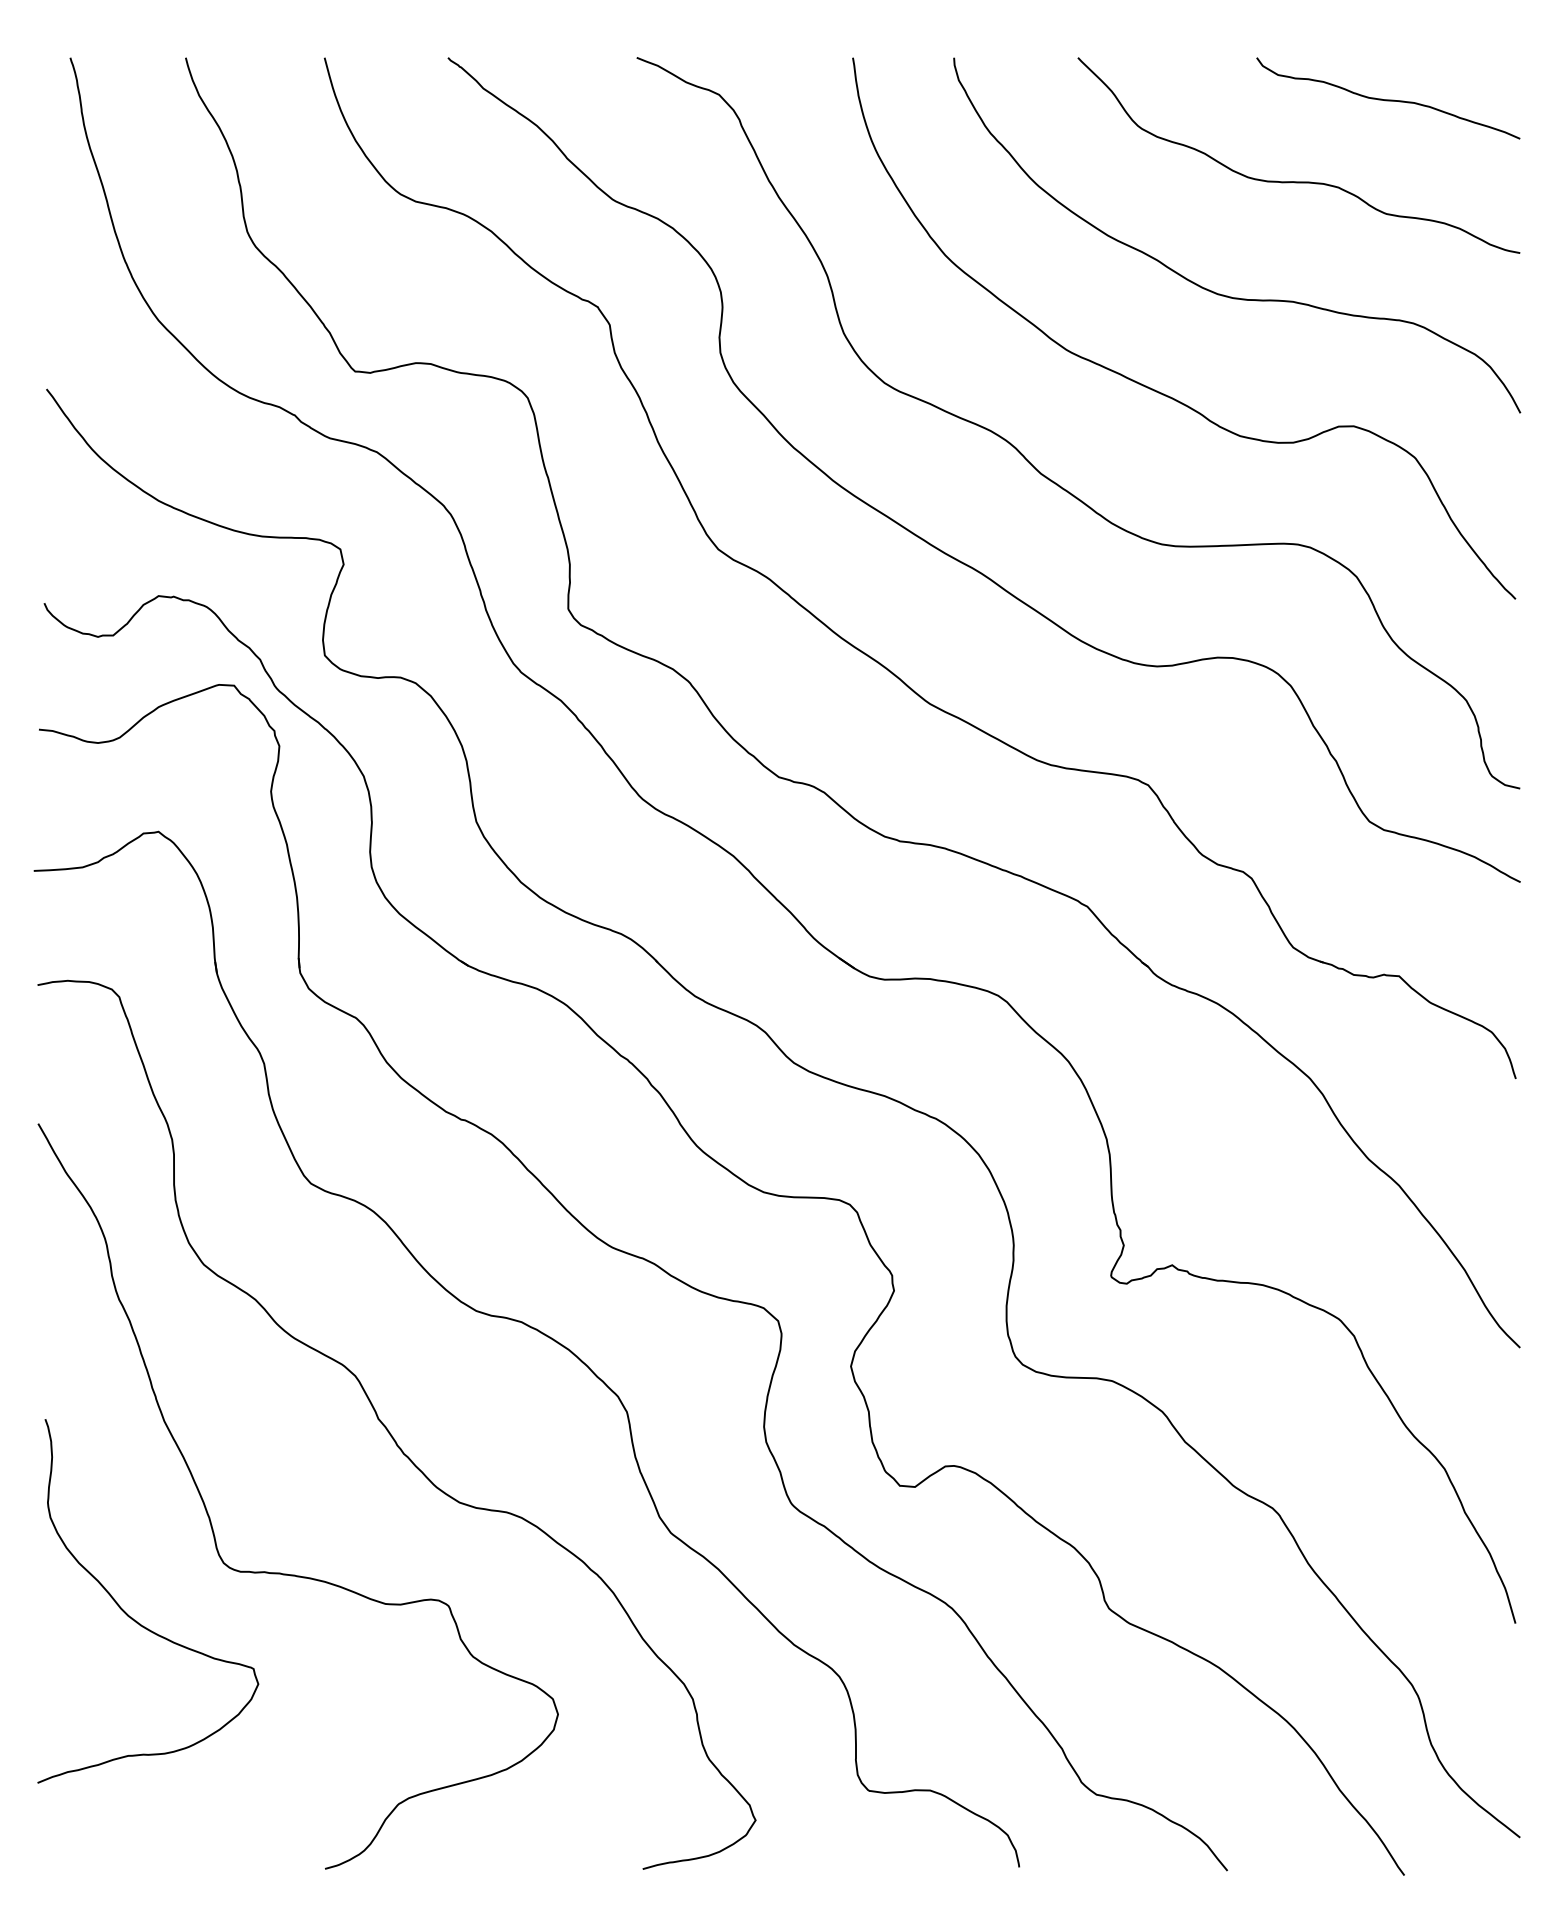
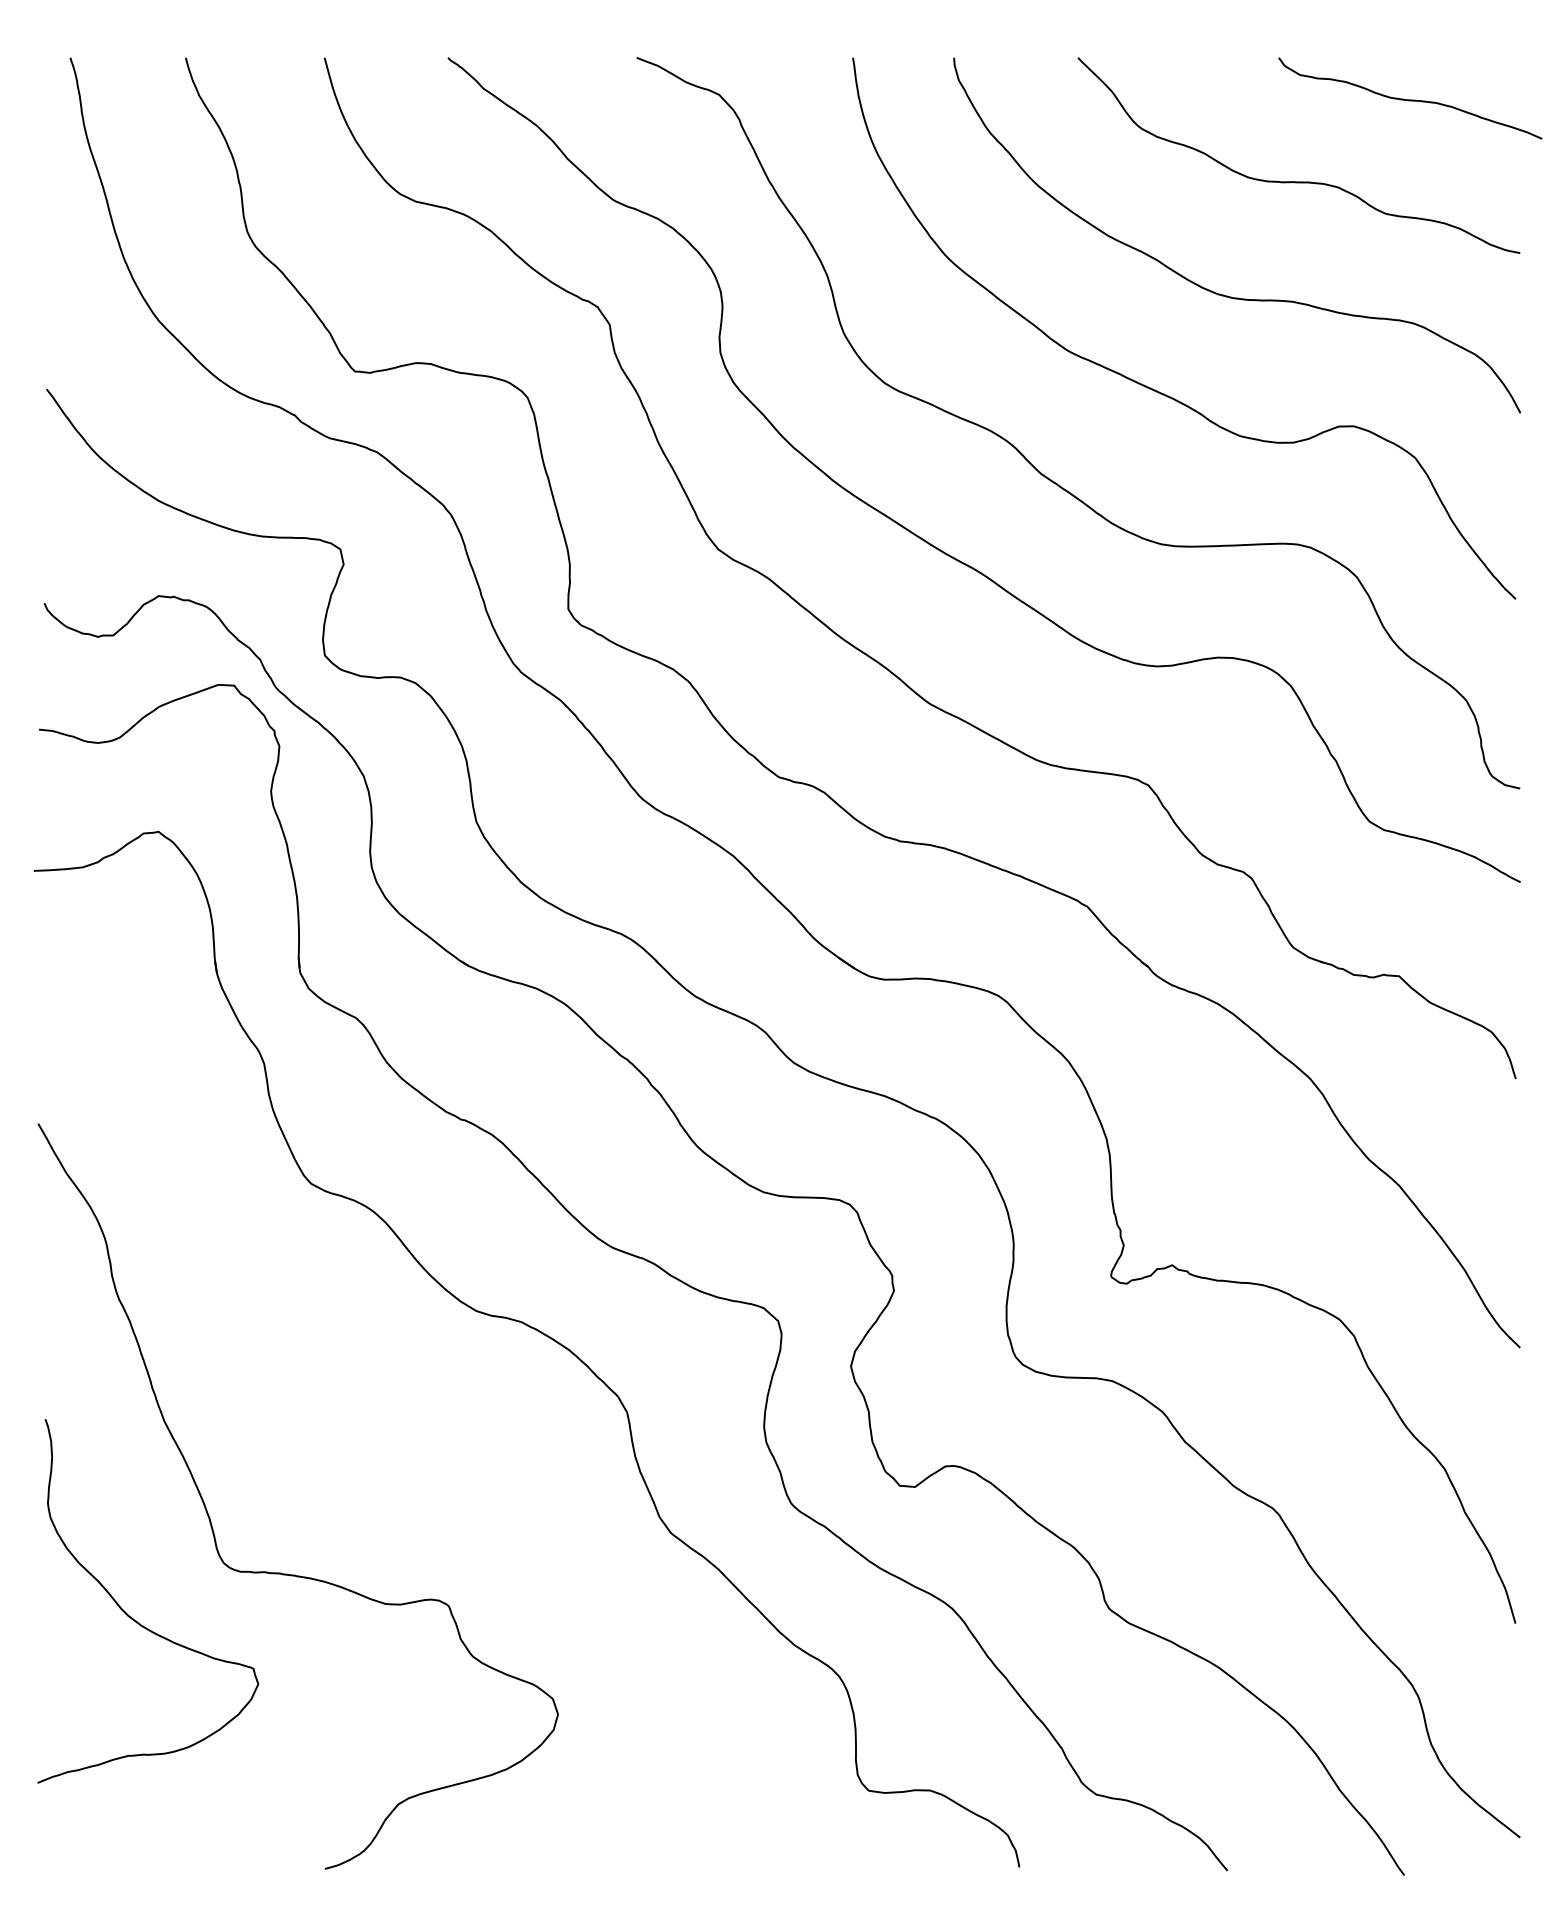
curve position: (1388, 99) -> (1410, 99) (1410, 99)
curve: present -> none (388, 1429)
